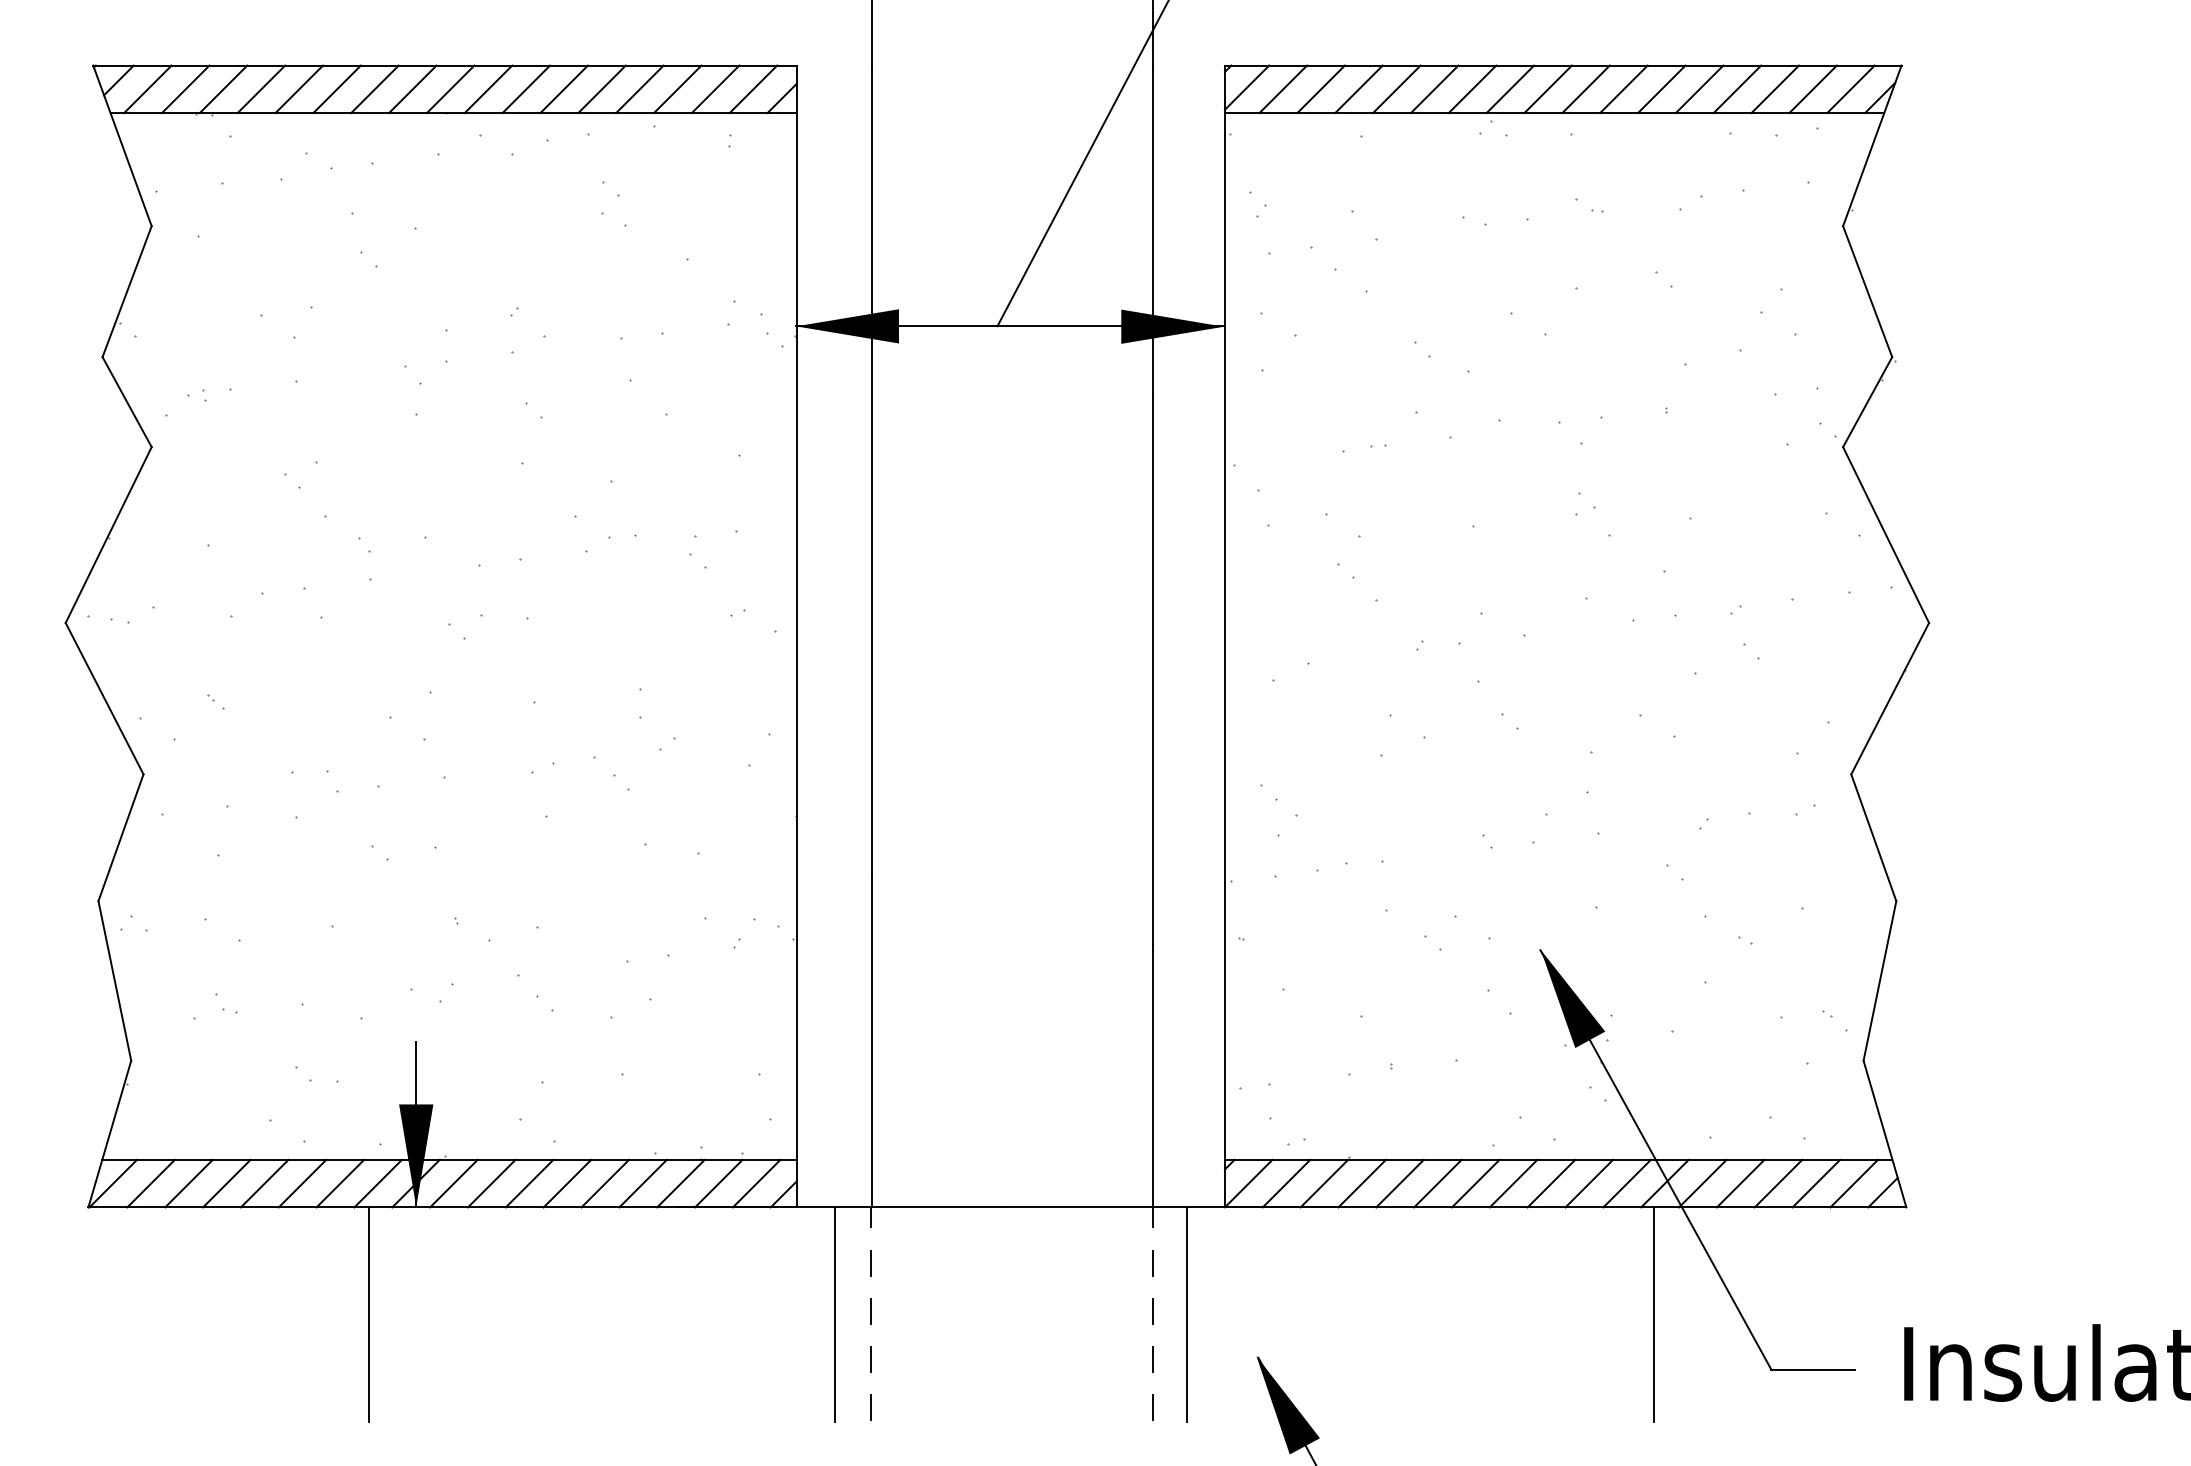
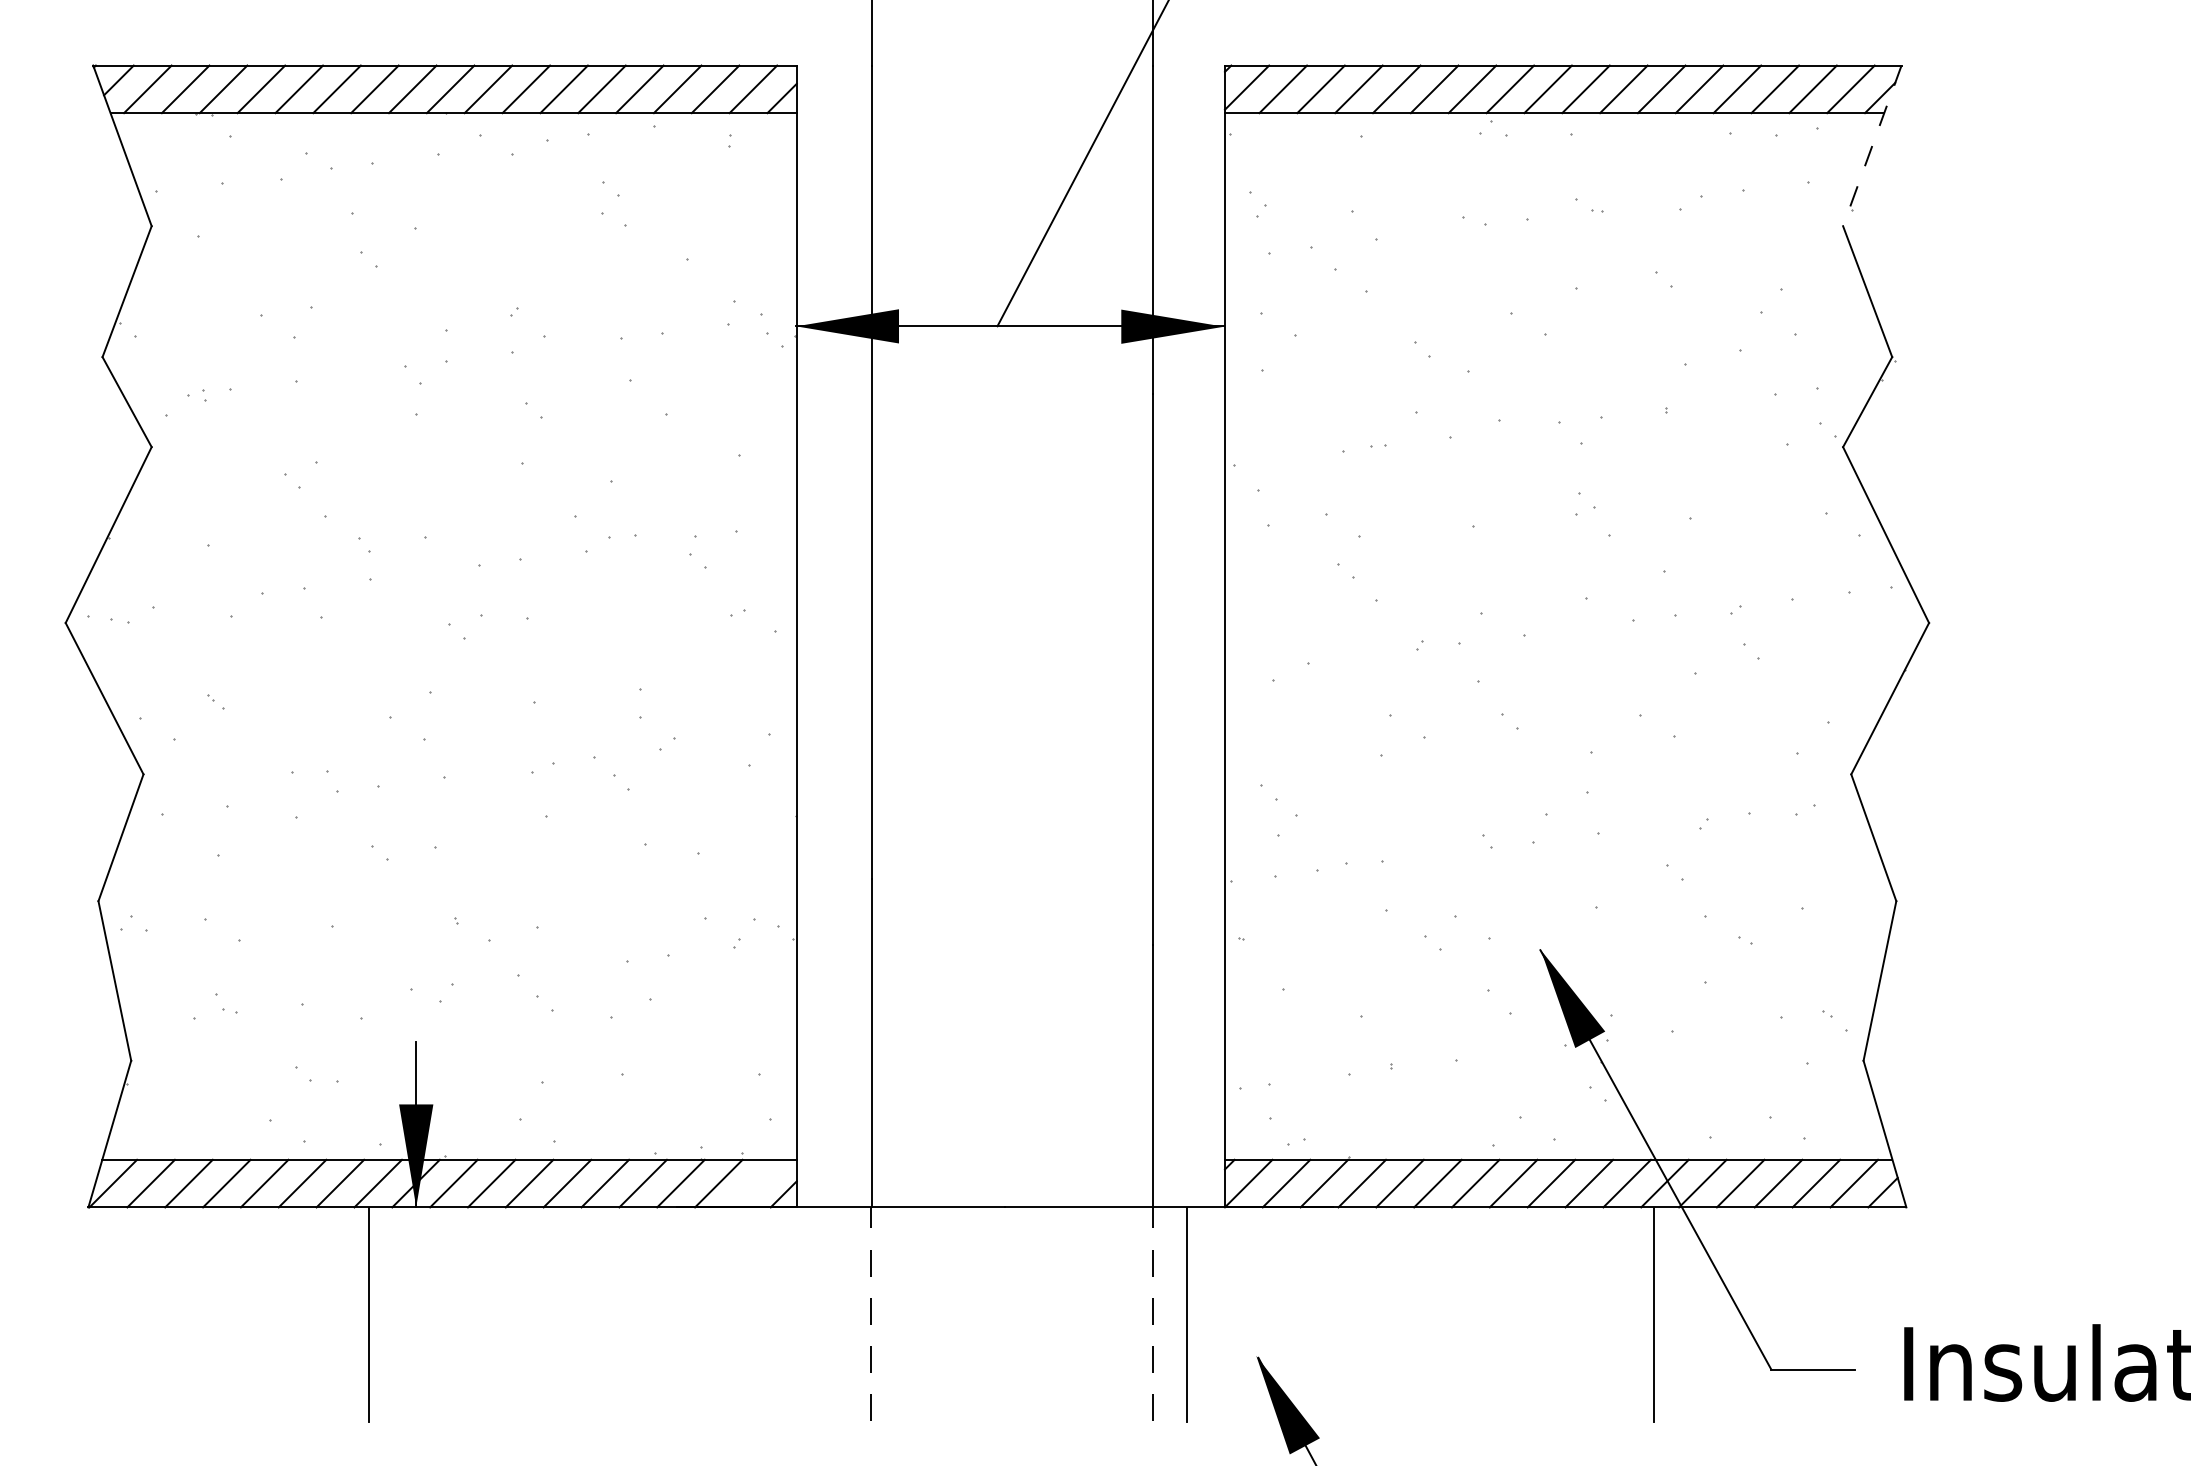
line: solid -> dashed (1872, 146)
line: present -> none (756, 1183)
line: present -> none (835, 1314)
